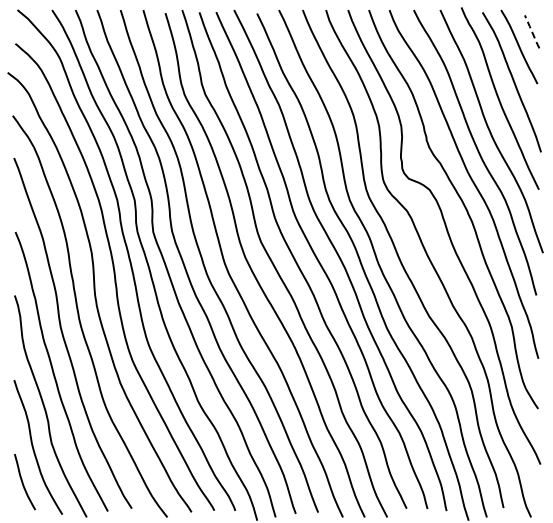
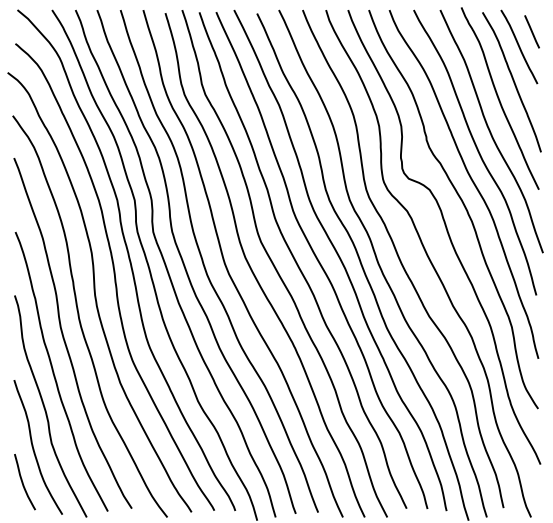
line: dashed -> solid (532, 31)
